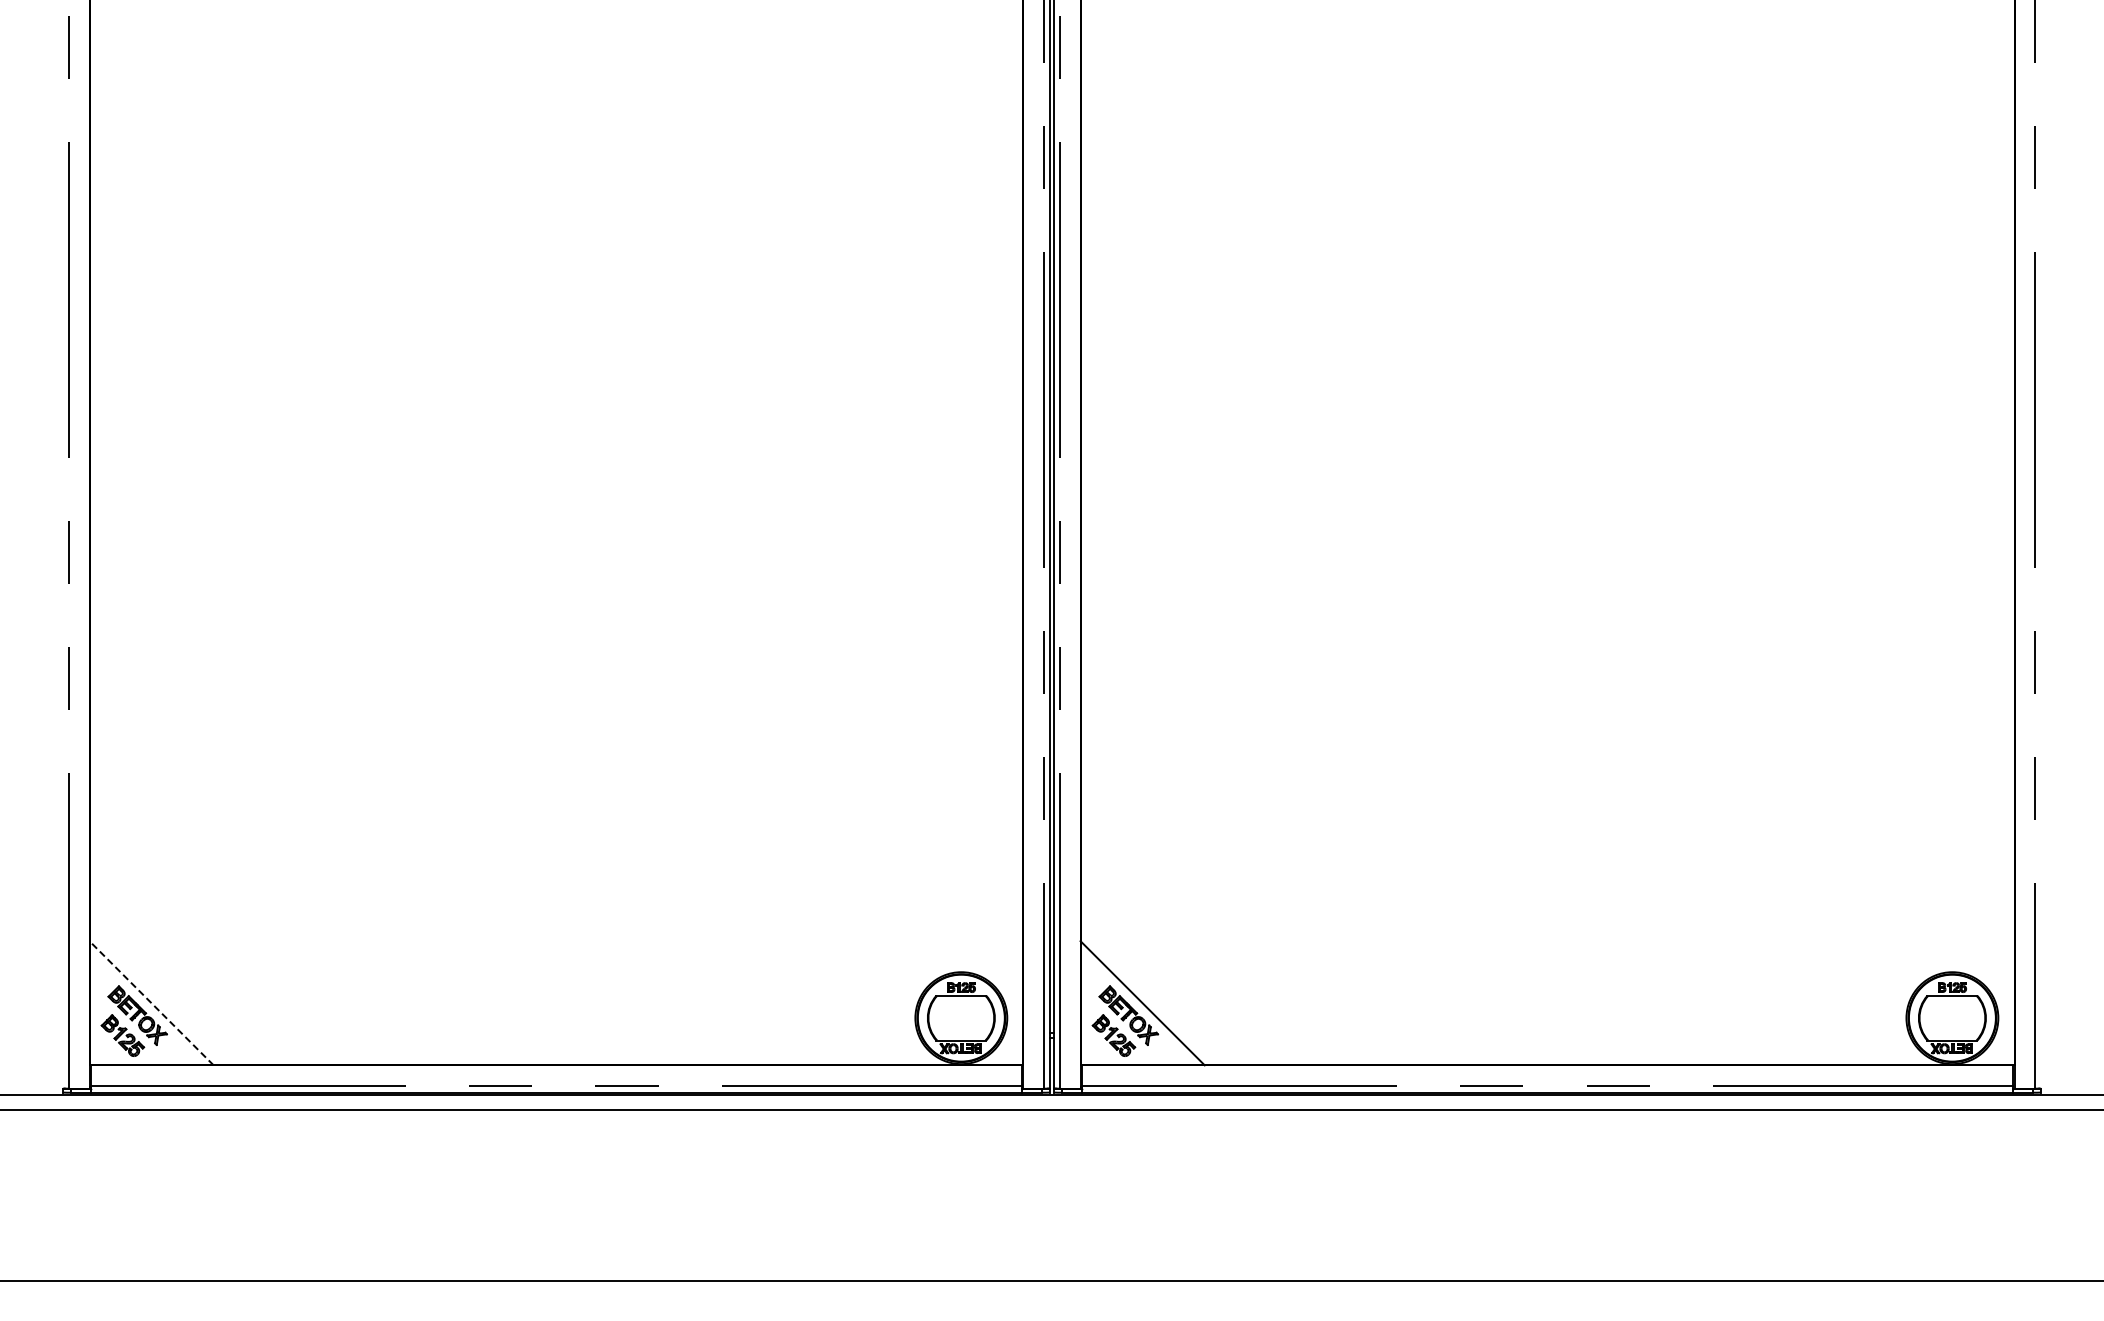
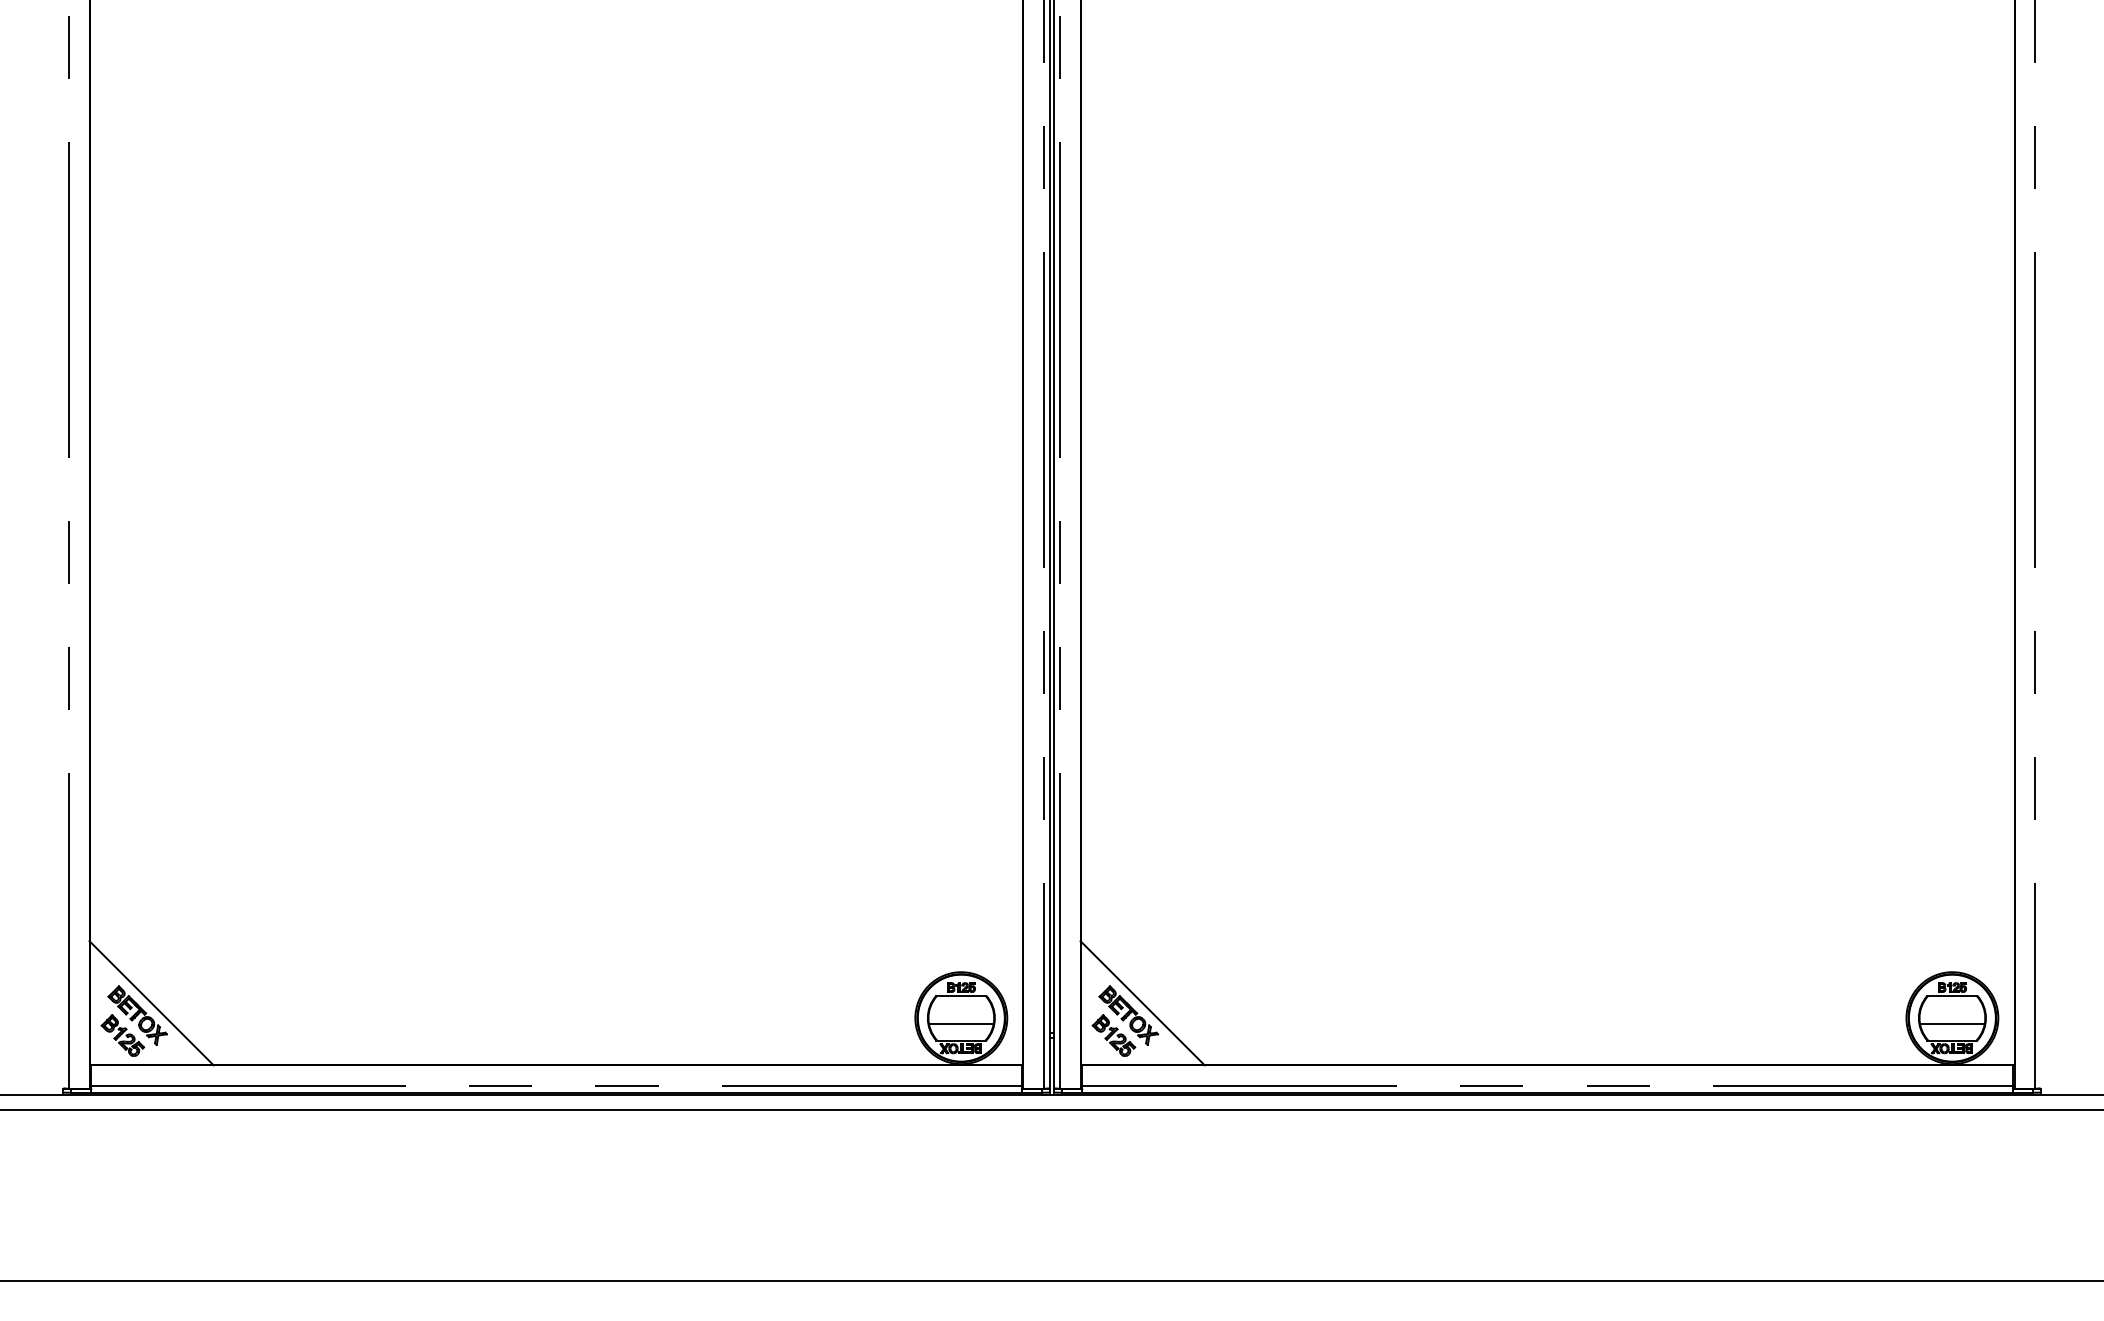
line: dashed -> solid (151, 1003)
line: none -> present (961, 1024)
line: none -> present (1952, 1024)
